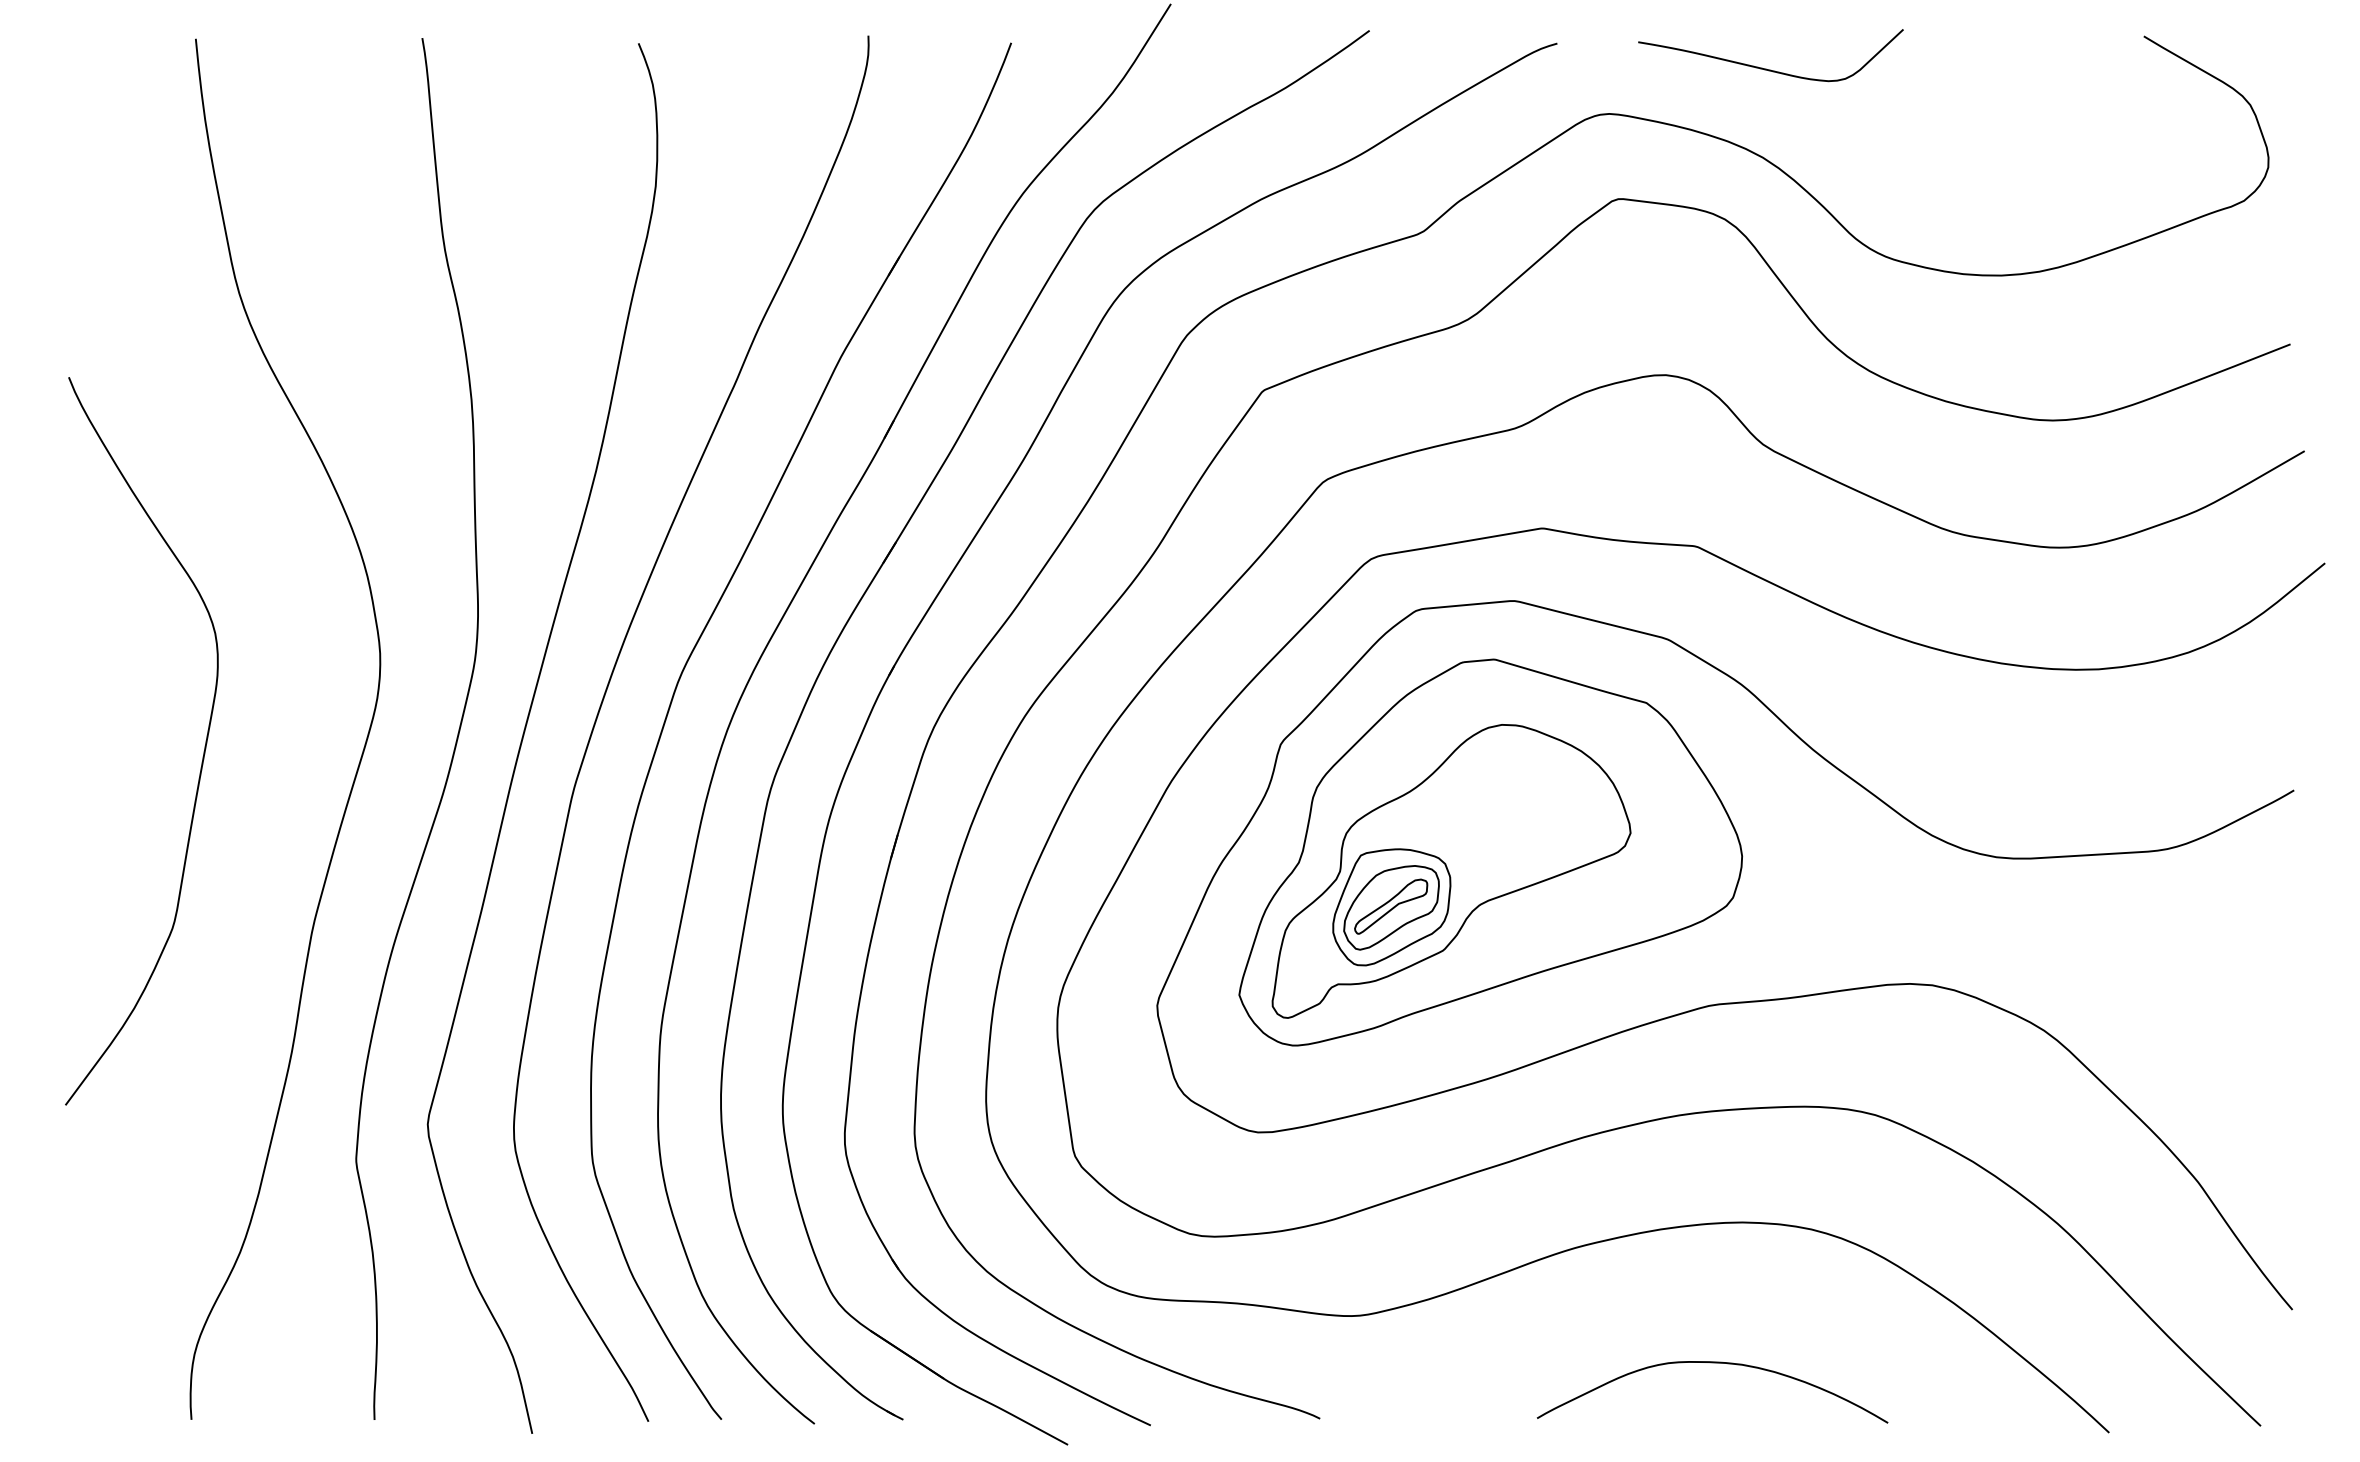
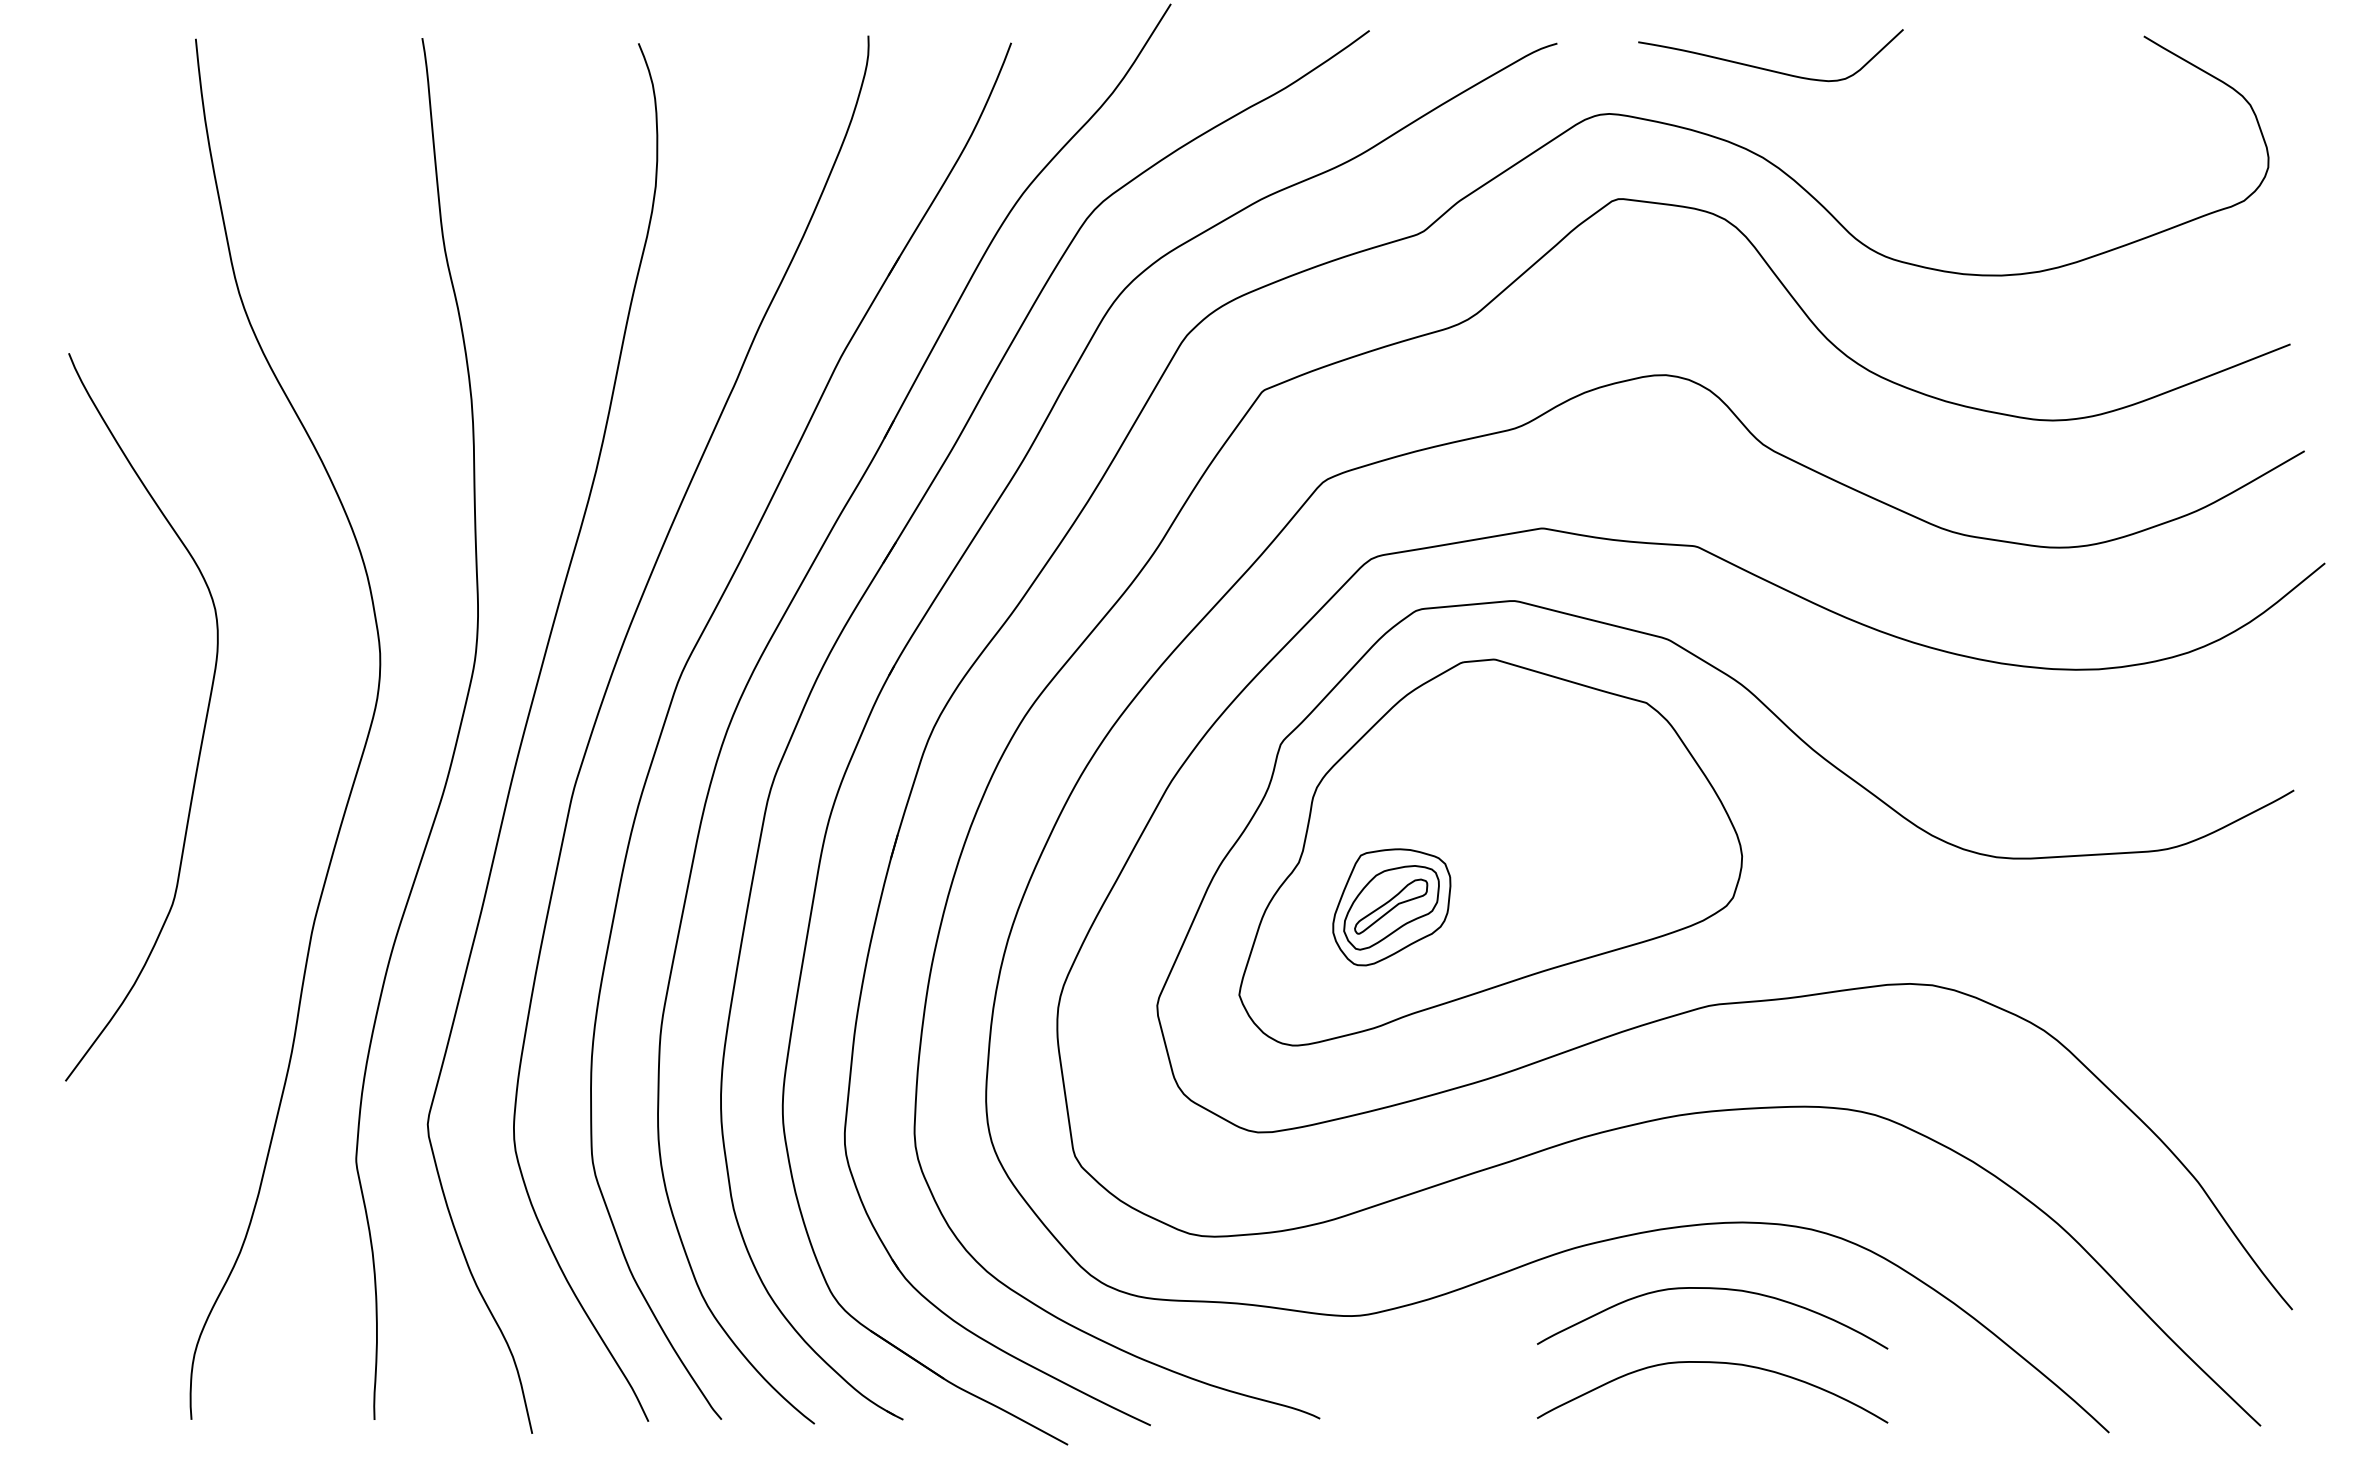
curve position: (203, 751) -> (203, 727) (203, 727)
part: present -> none (1451, 871)
curve: none -> present (1712, 1289)
